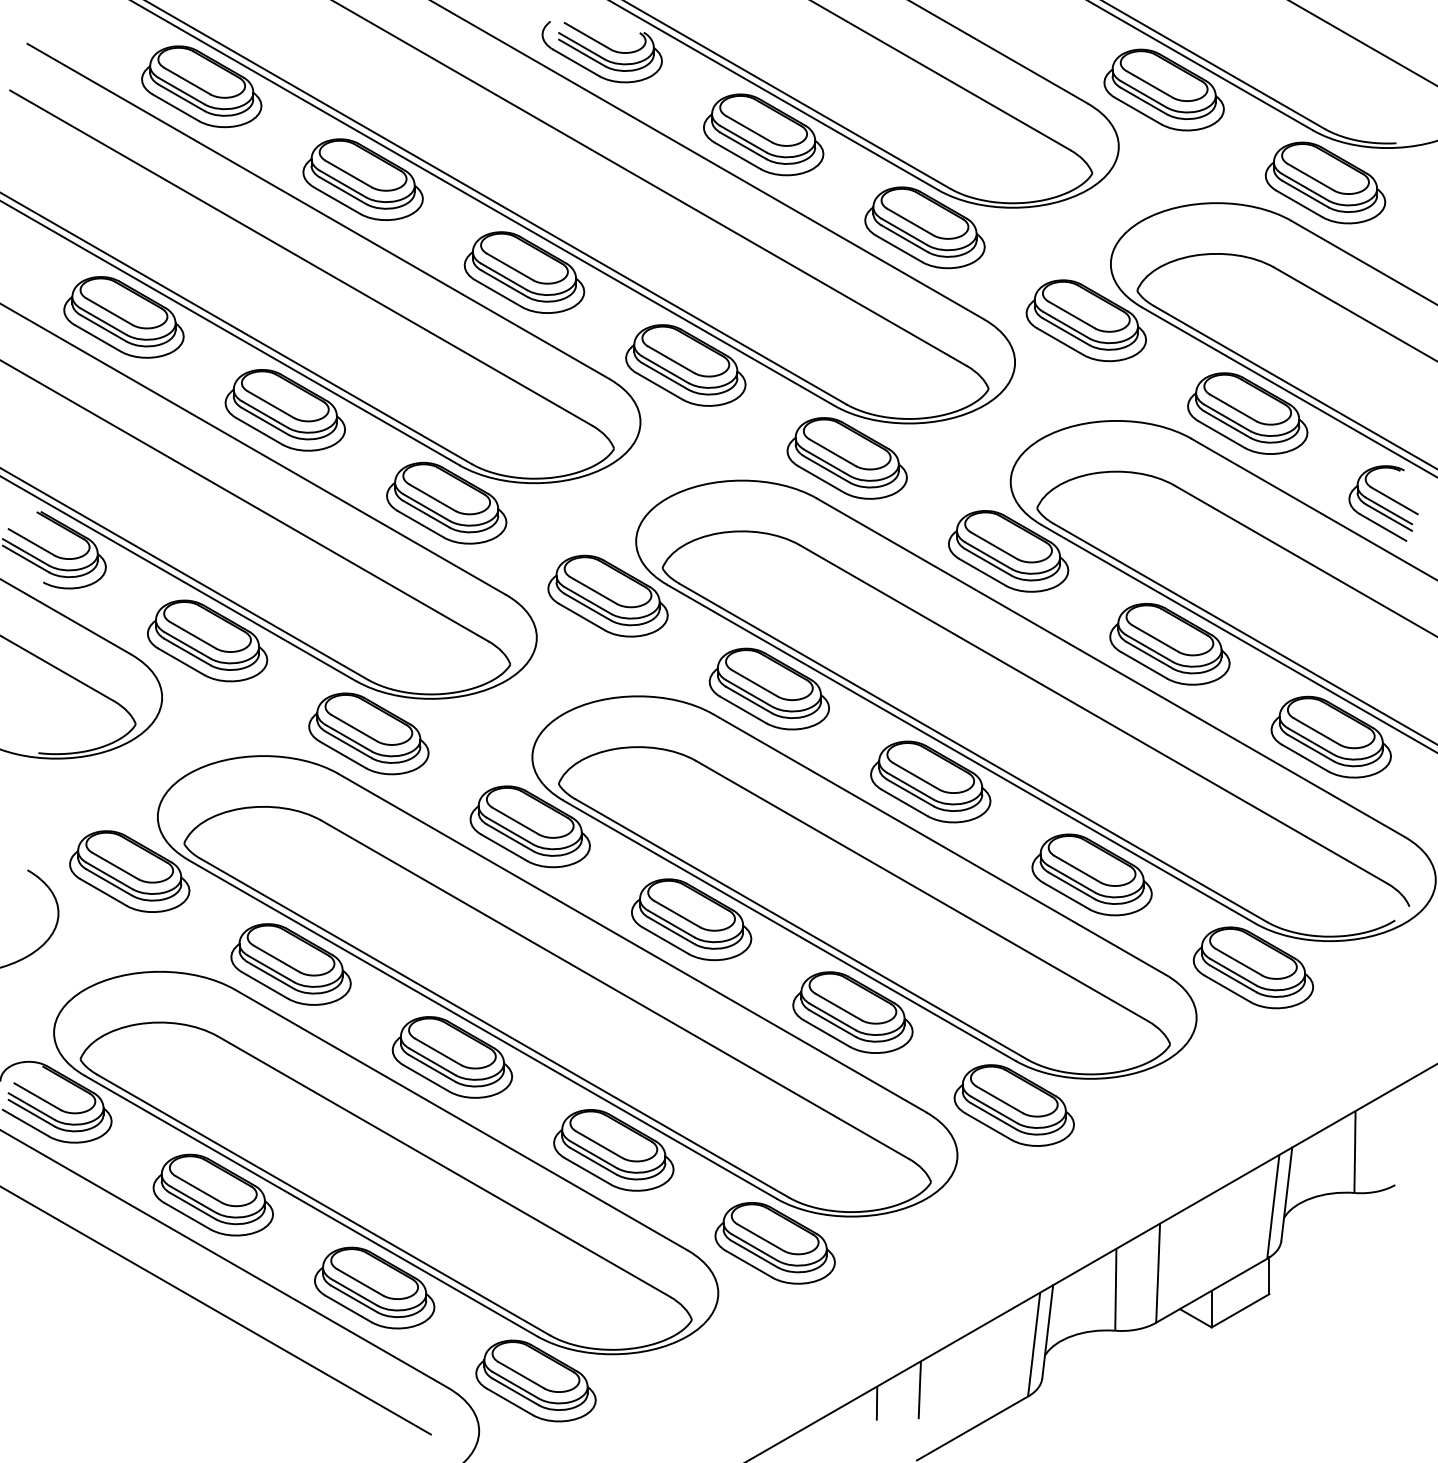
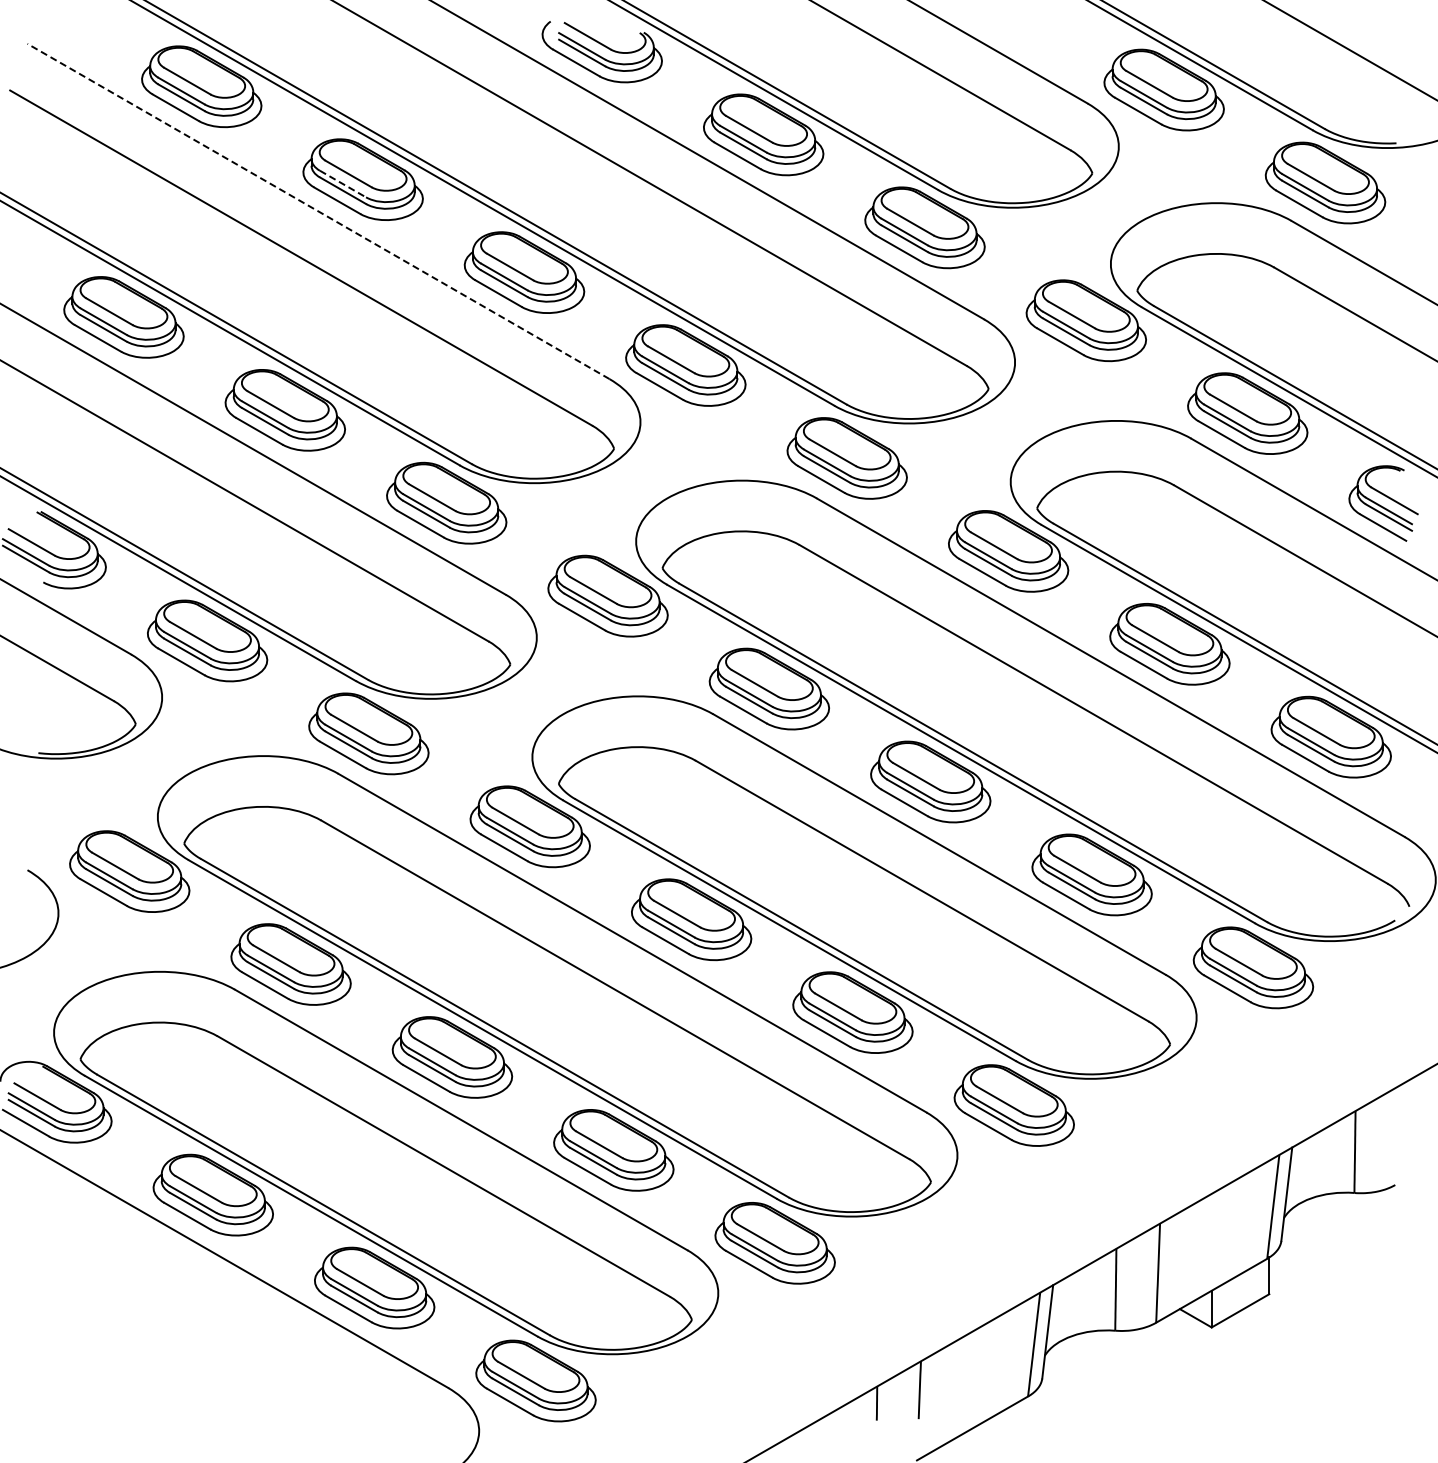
line position: (1362, 43) -> (1350, 50) (1350, 50)
line: solid -> dashed (342, 184)
line: solid -> dashed (318, 211)
line: present -> none (216, 1310)
